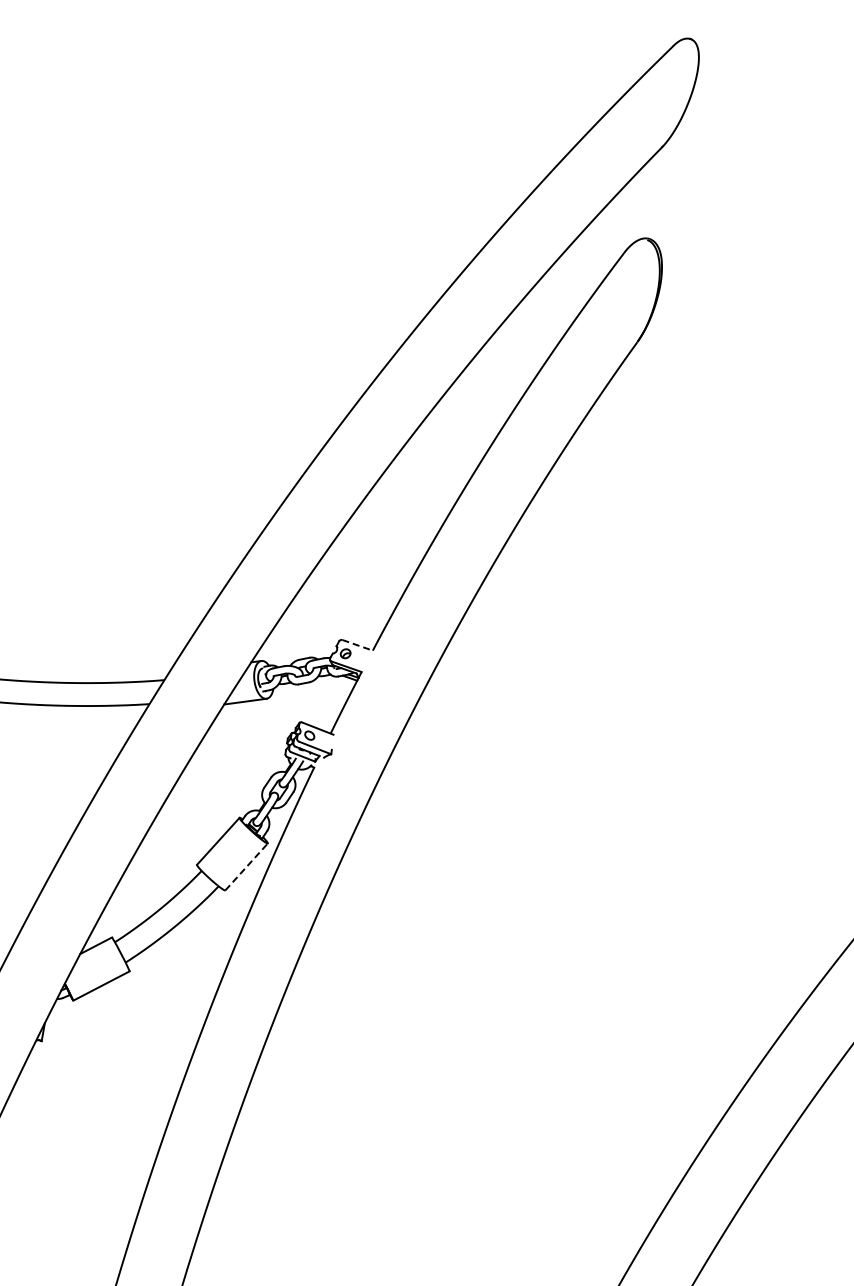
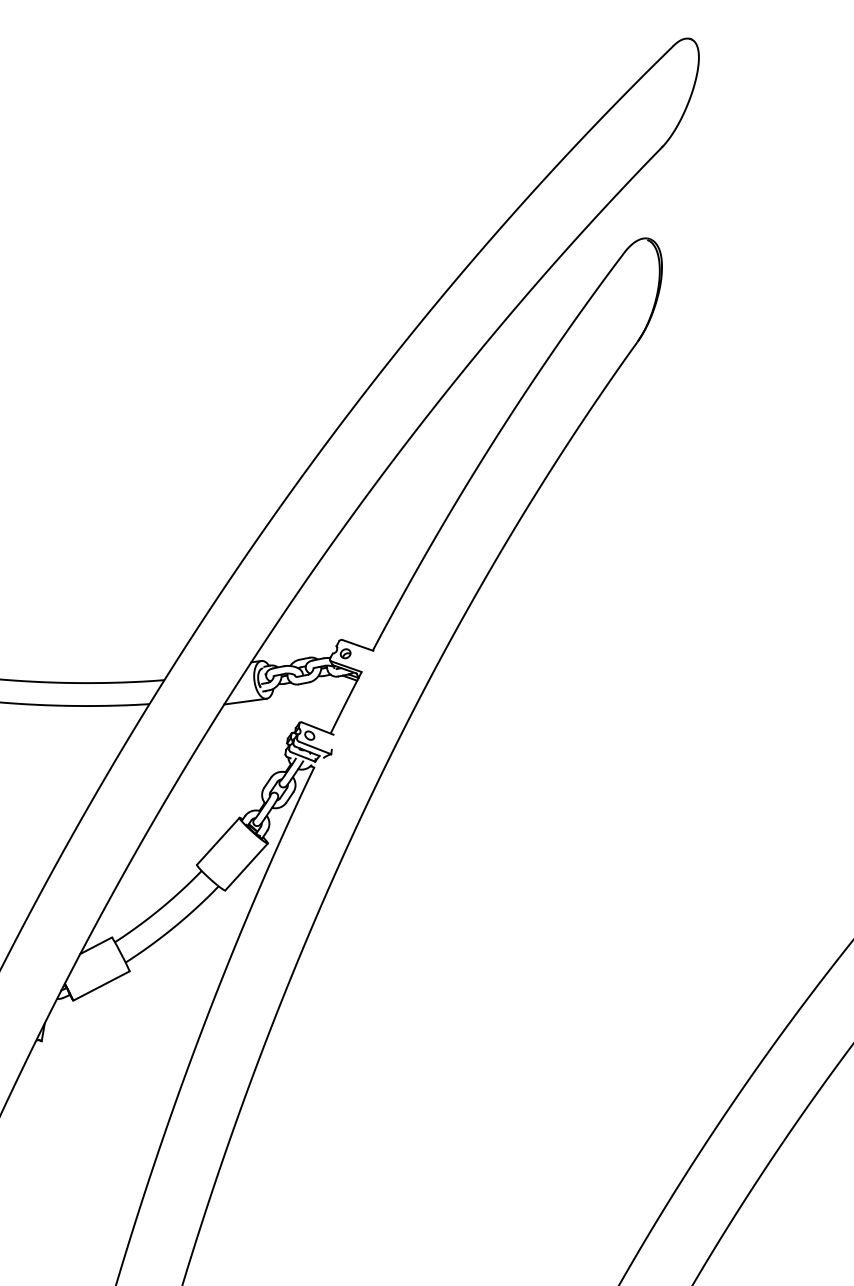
line: dashed -> solid (358, 645)
line: dashed -> solid (246, 866)
